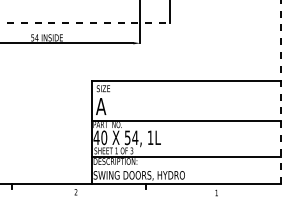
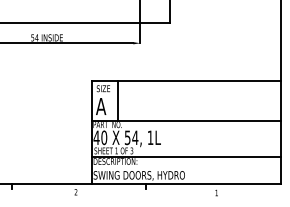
line: dashed -> solid (85, 22)
line: dashed -> solid (281, 91)
line: none -> present (118, 100)
